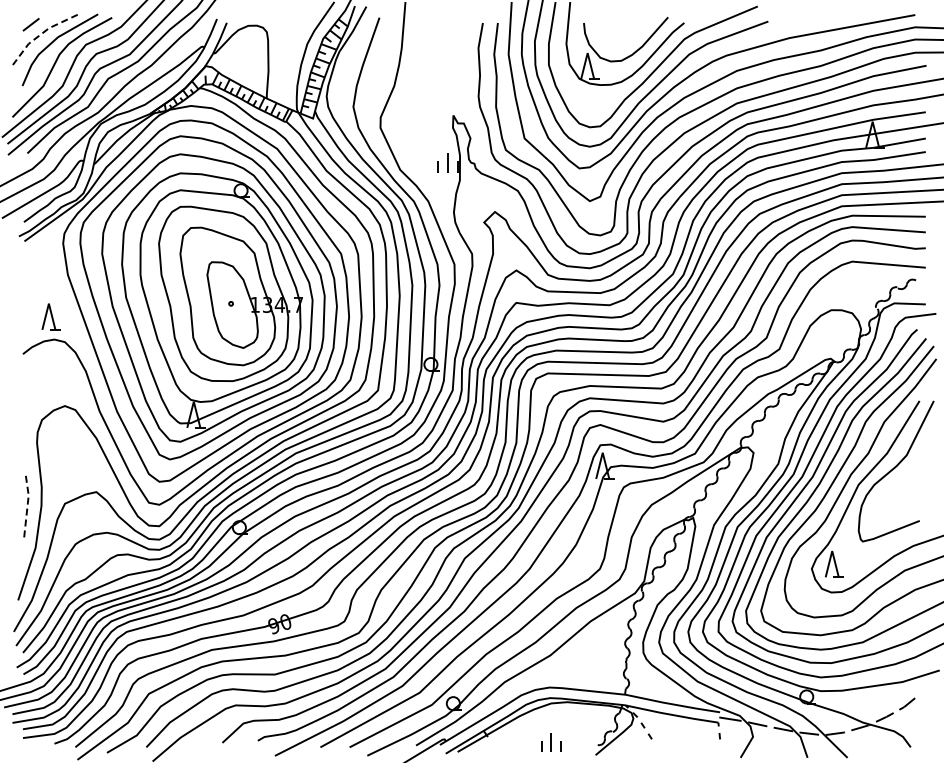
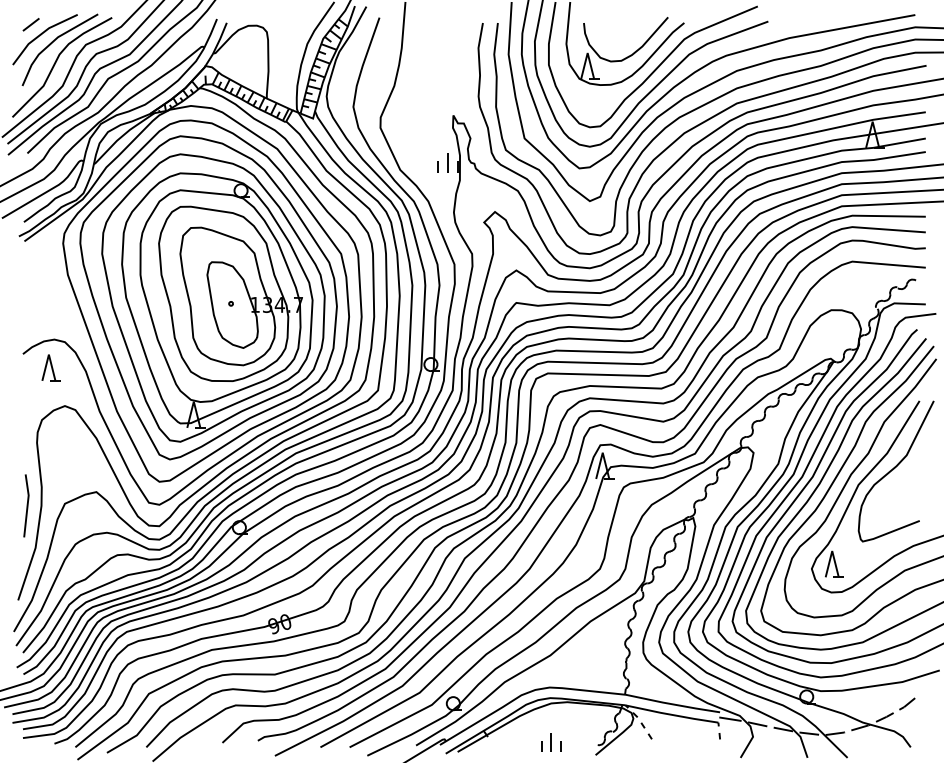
line: dashed -> solid (40, 34)
part position: (50, 316) -> (50, 367) (50, 367)
line: dashed -> solid (27, 505)
